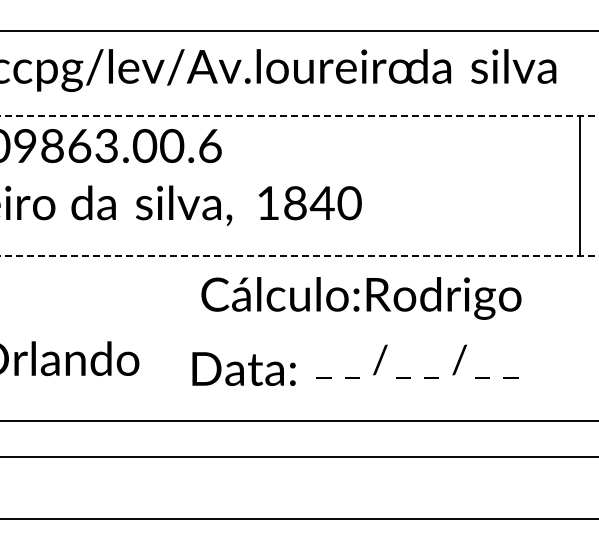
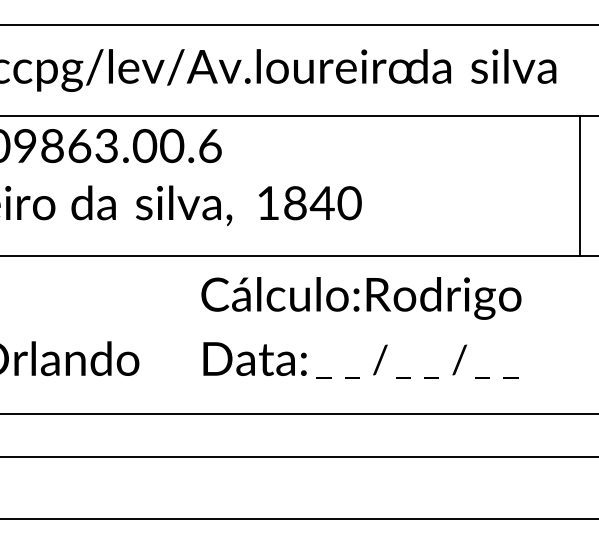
line position: (298, 31) -> (298, 25) (298, 25)
line: dashed -> solid (299, 116)
line: dashed -> solid (299, 256)
text position: (243, 368) -> (254, 358) (254, 358)
line position: (298, 420) -> (298, 413) (298, 413)
